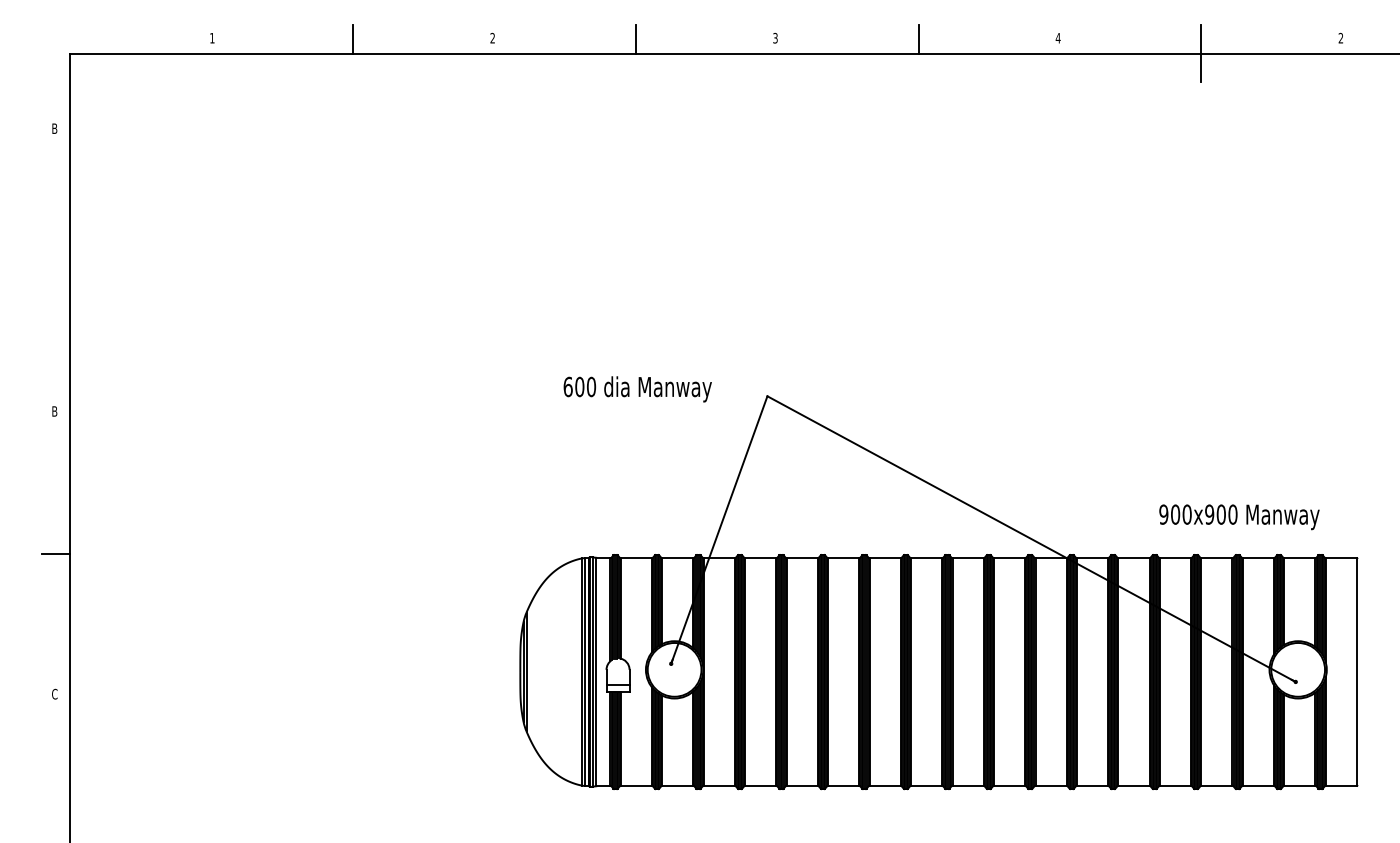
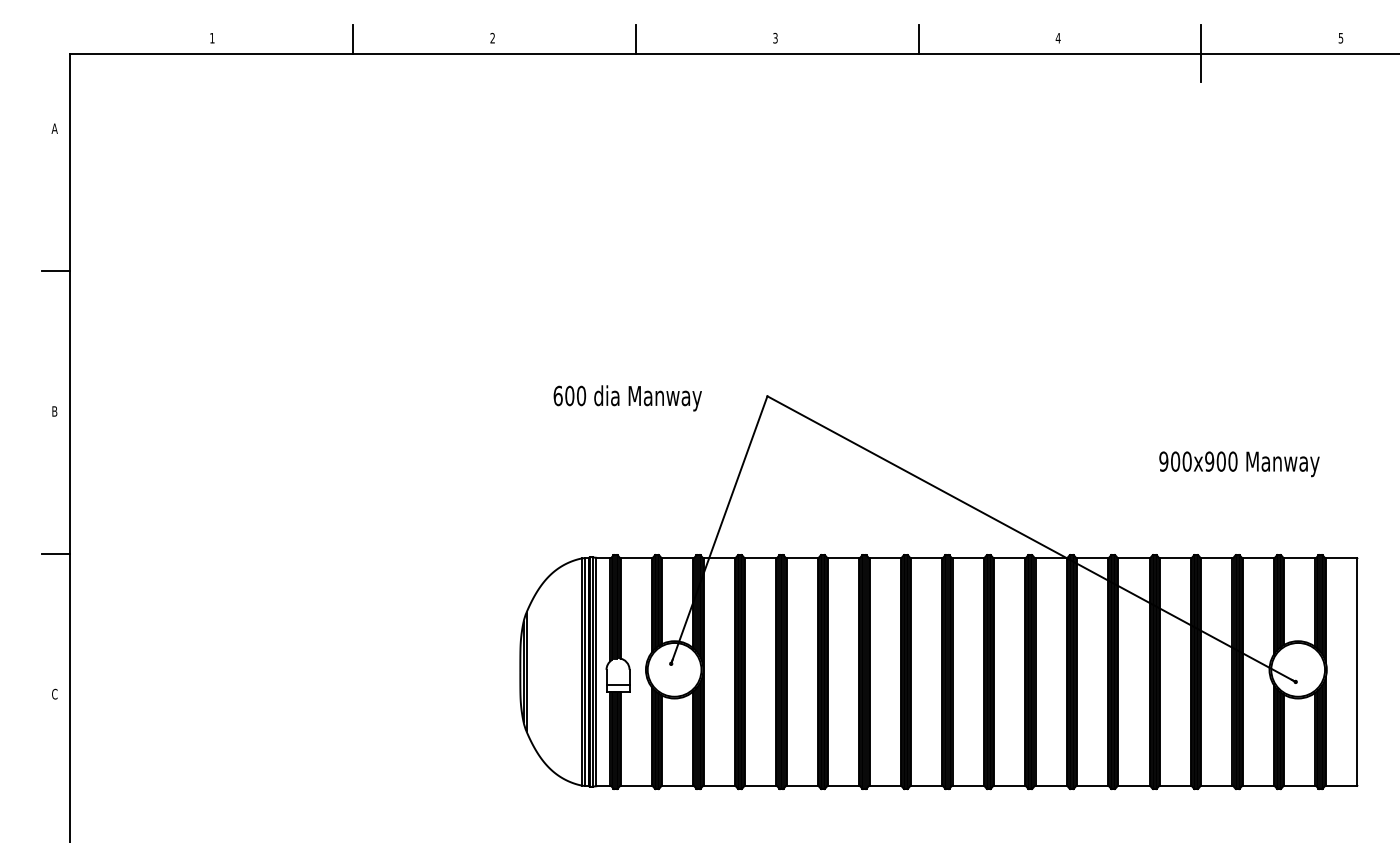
text: 2 -> 5 (1340, 37)
text: B -> A (54, 128)
line: none -> present (55, 271)
text position: (637, 389) -> (627, 398) (627, 398)
text position: (1239, 517) -> (1239, 464) (1239, 464)
